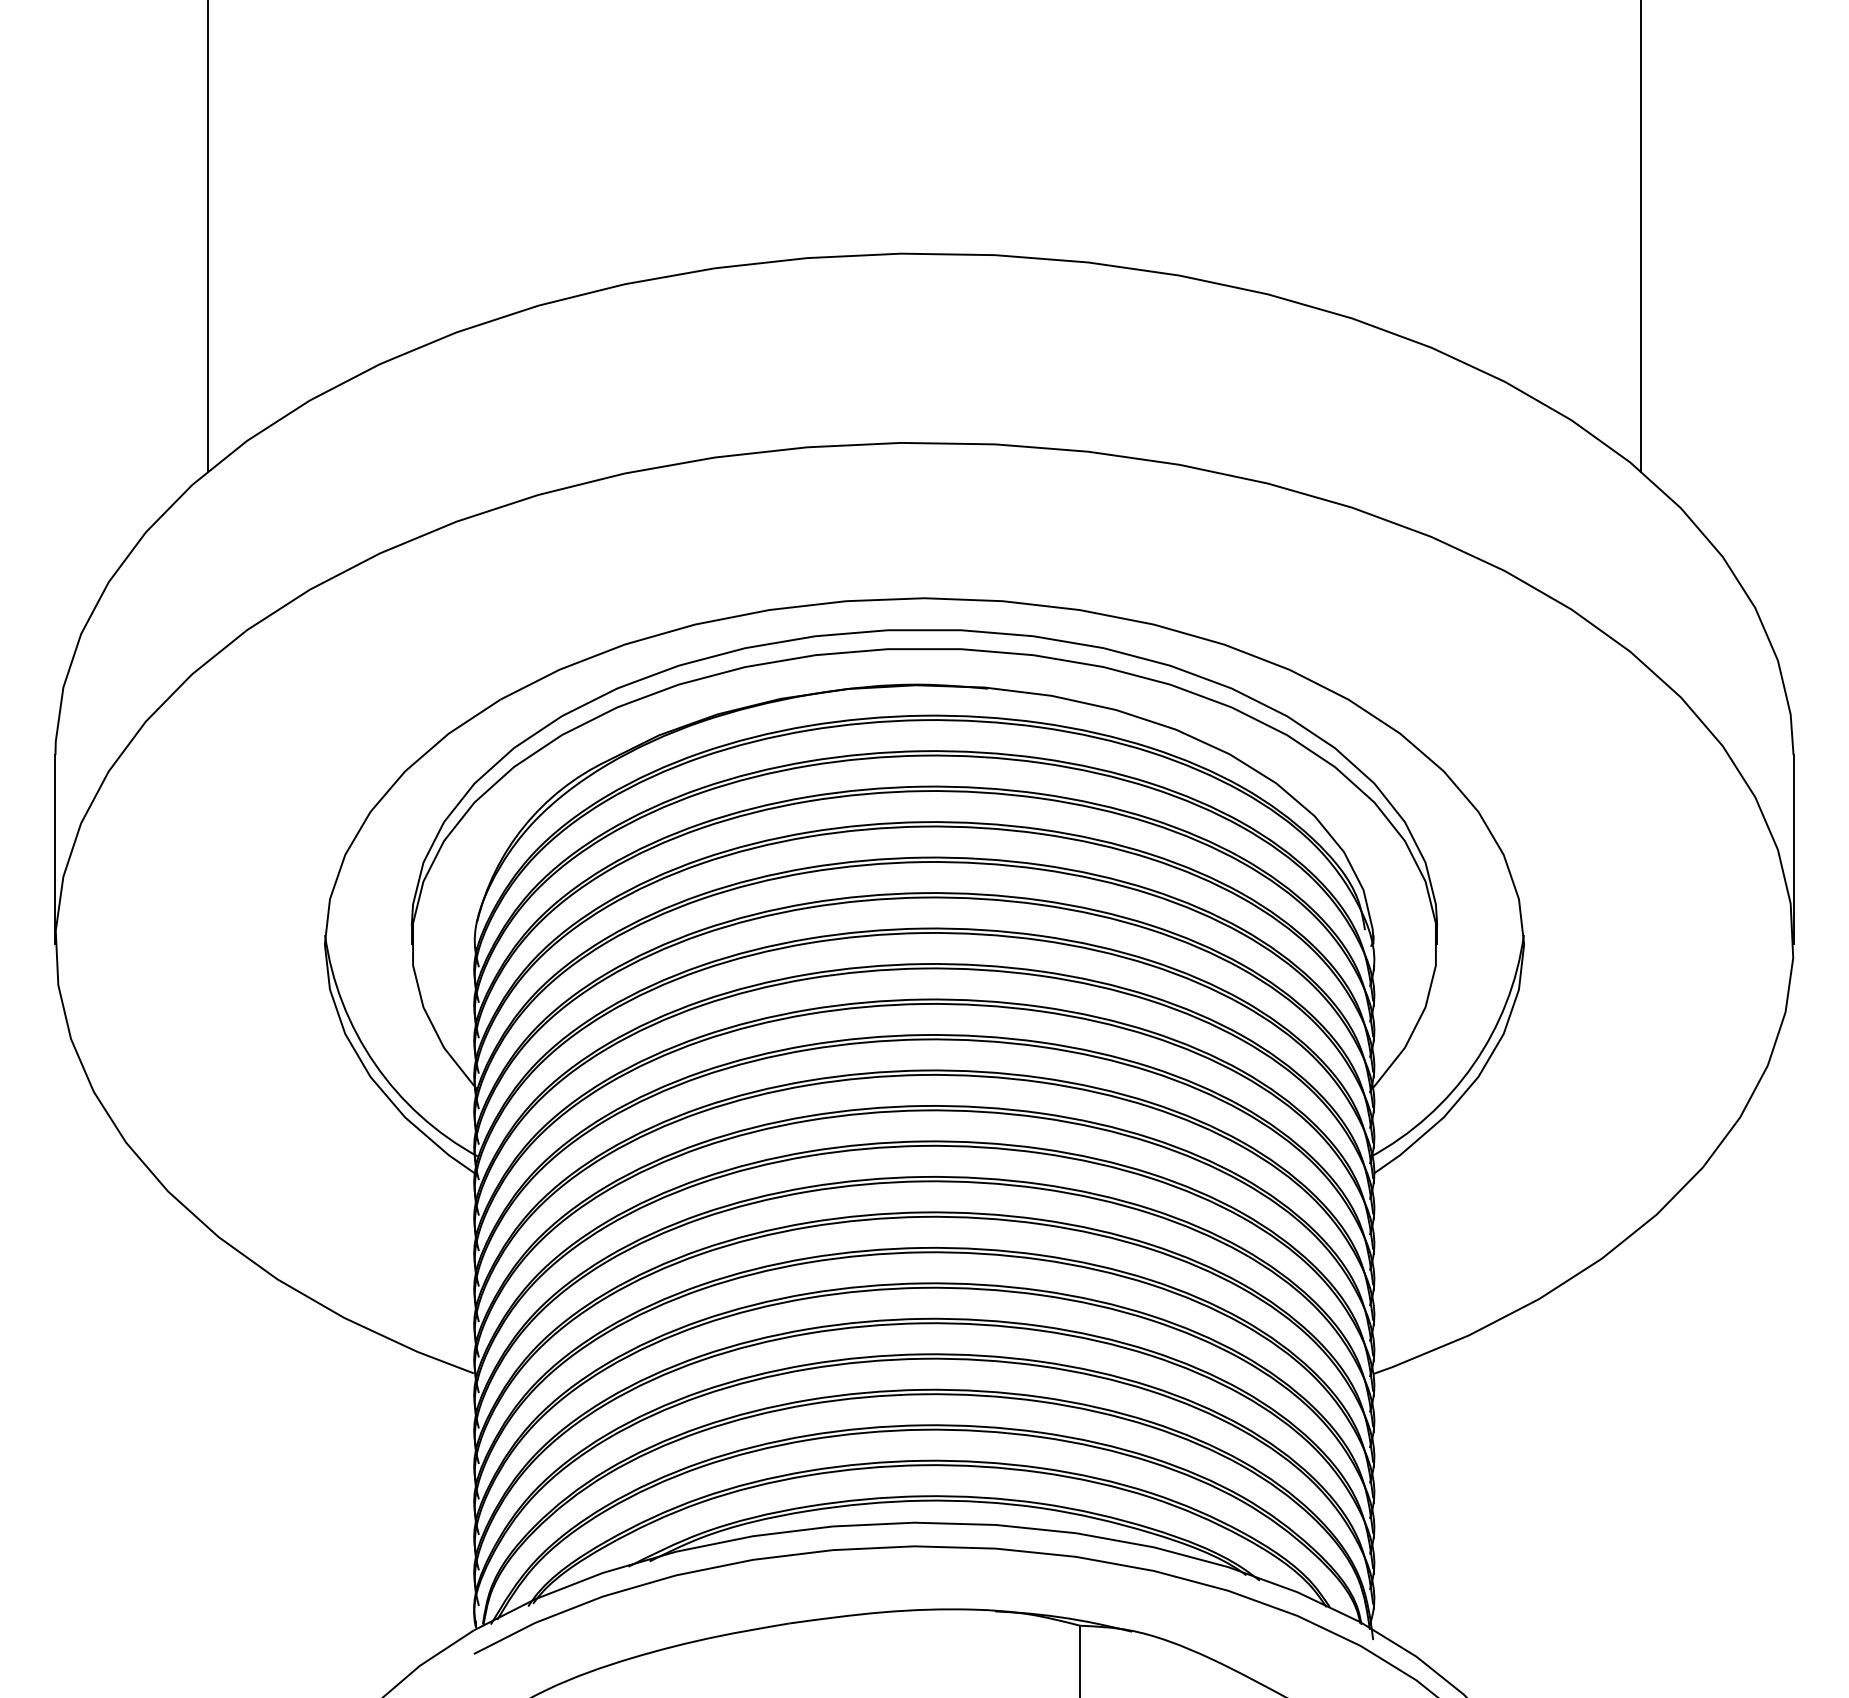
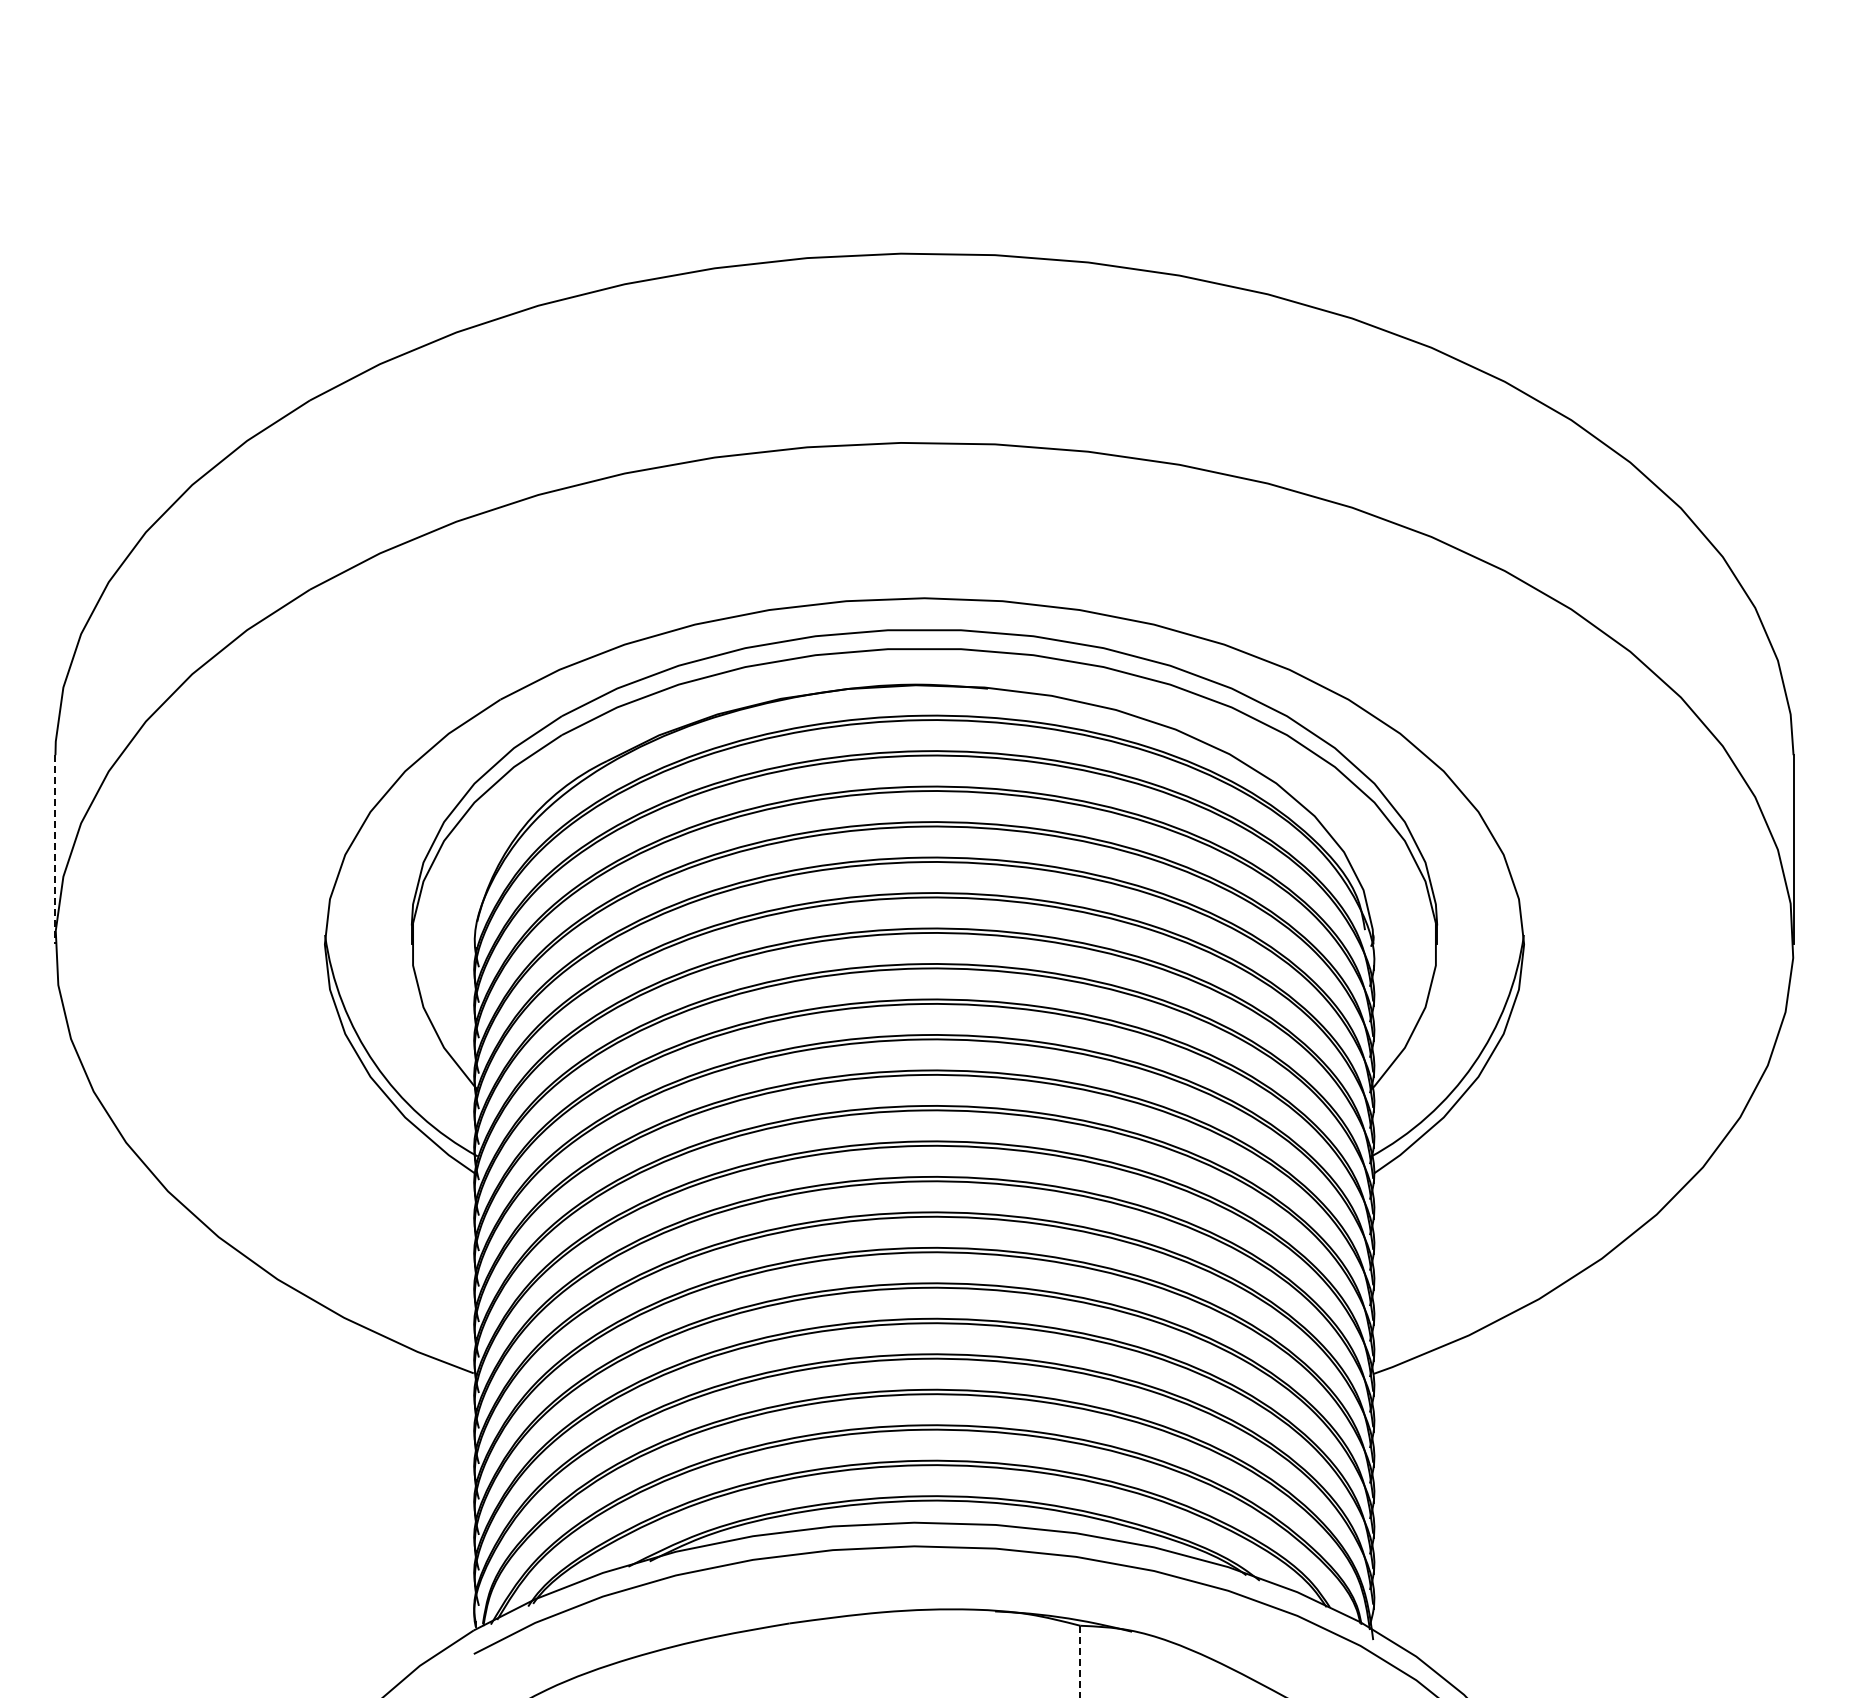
line: present -> none (207, 236)
line: present -> none (1641, 236)
line: solid -> dashed (55, 849)
line: solid -> dashed (1080, 1661)
